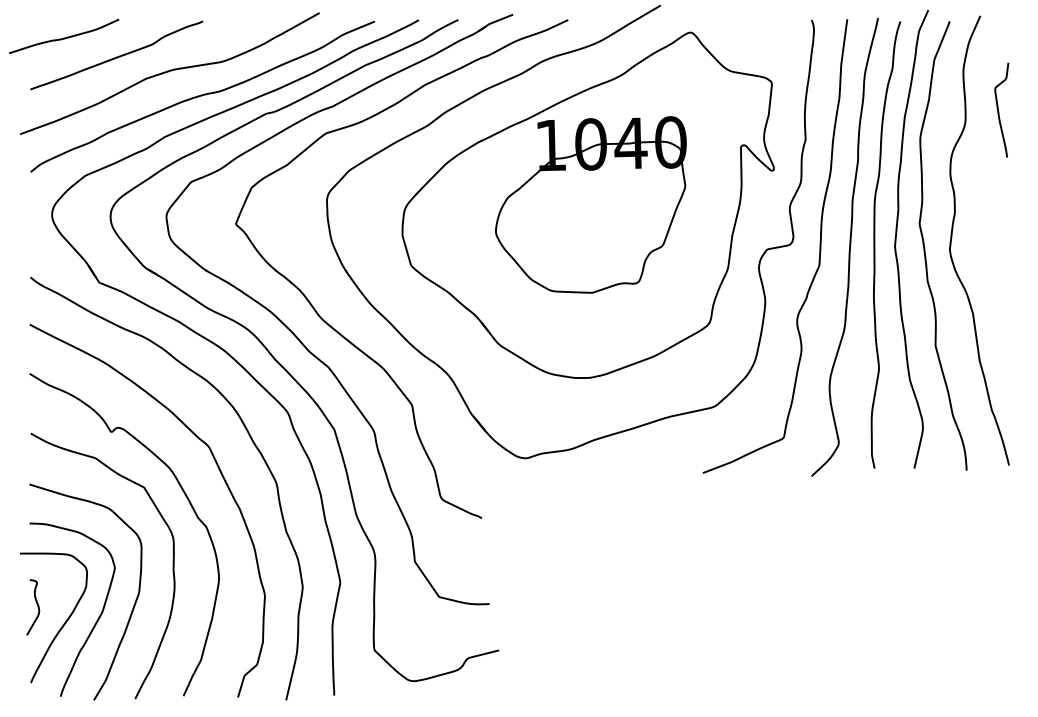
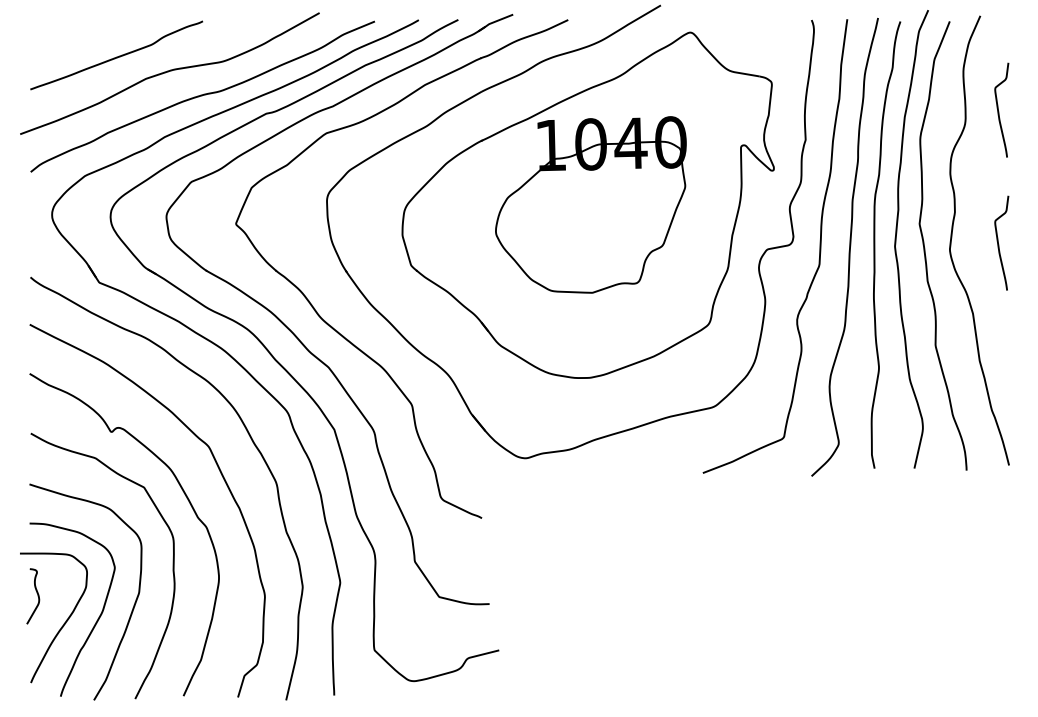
curve: present -> none (64, 37)
curve: none -> present (999, 244)
curve position: (37, 607) -> (37, 596) (37, 596)
